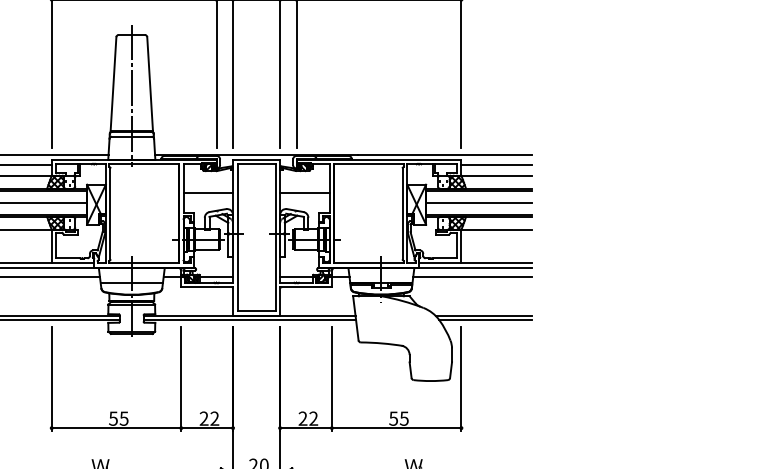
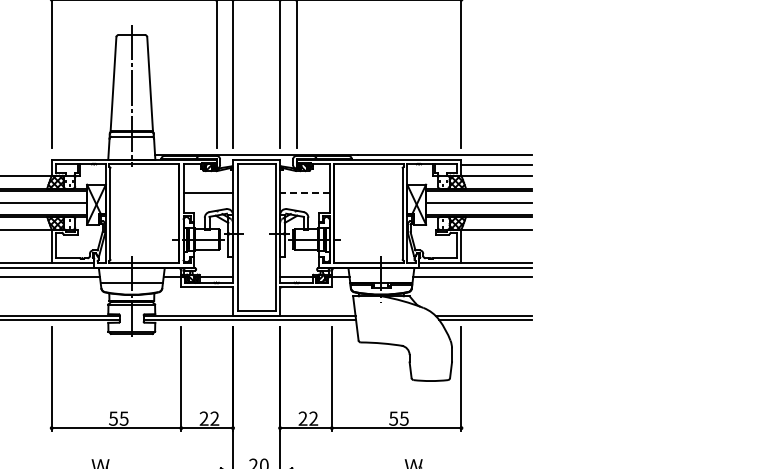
line: present -> none (55, 155)
line: present -> none (26, 164)
line: solid -> dashed (304, 193)
